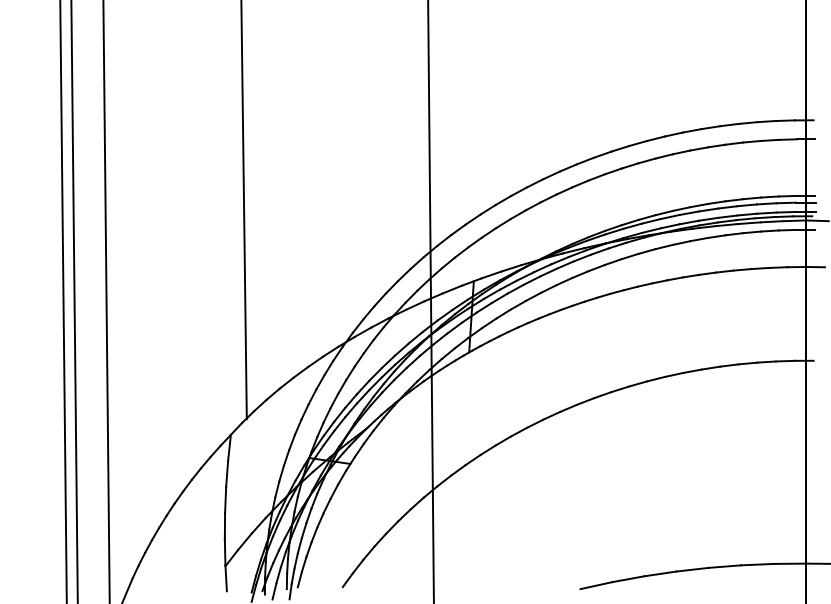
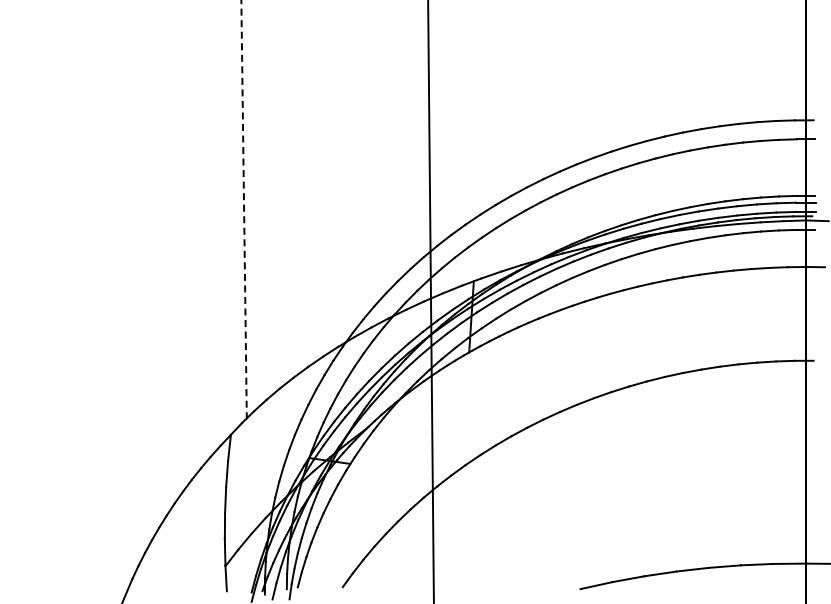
line: solid -> dashed (244, 209)
line: present -> none (63, 301)
line: present -> none (74, 301)
line: present -> none (106, 301)
